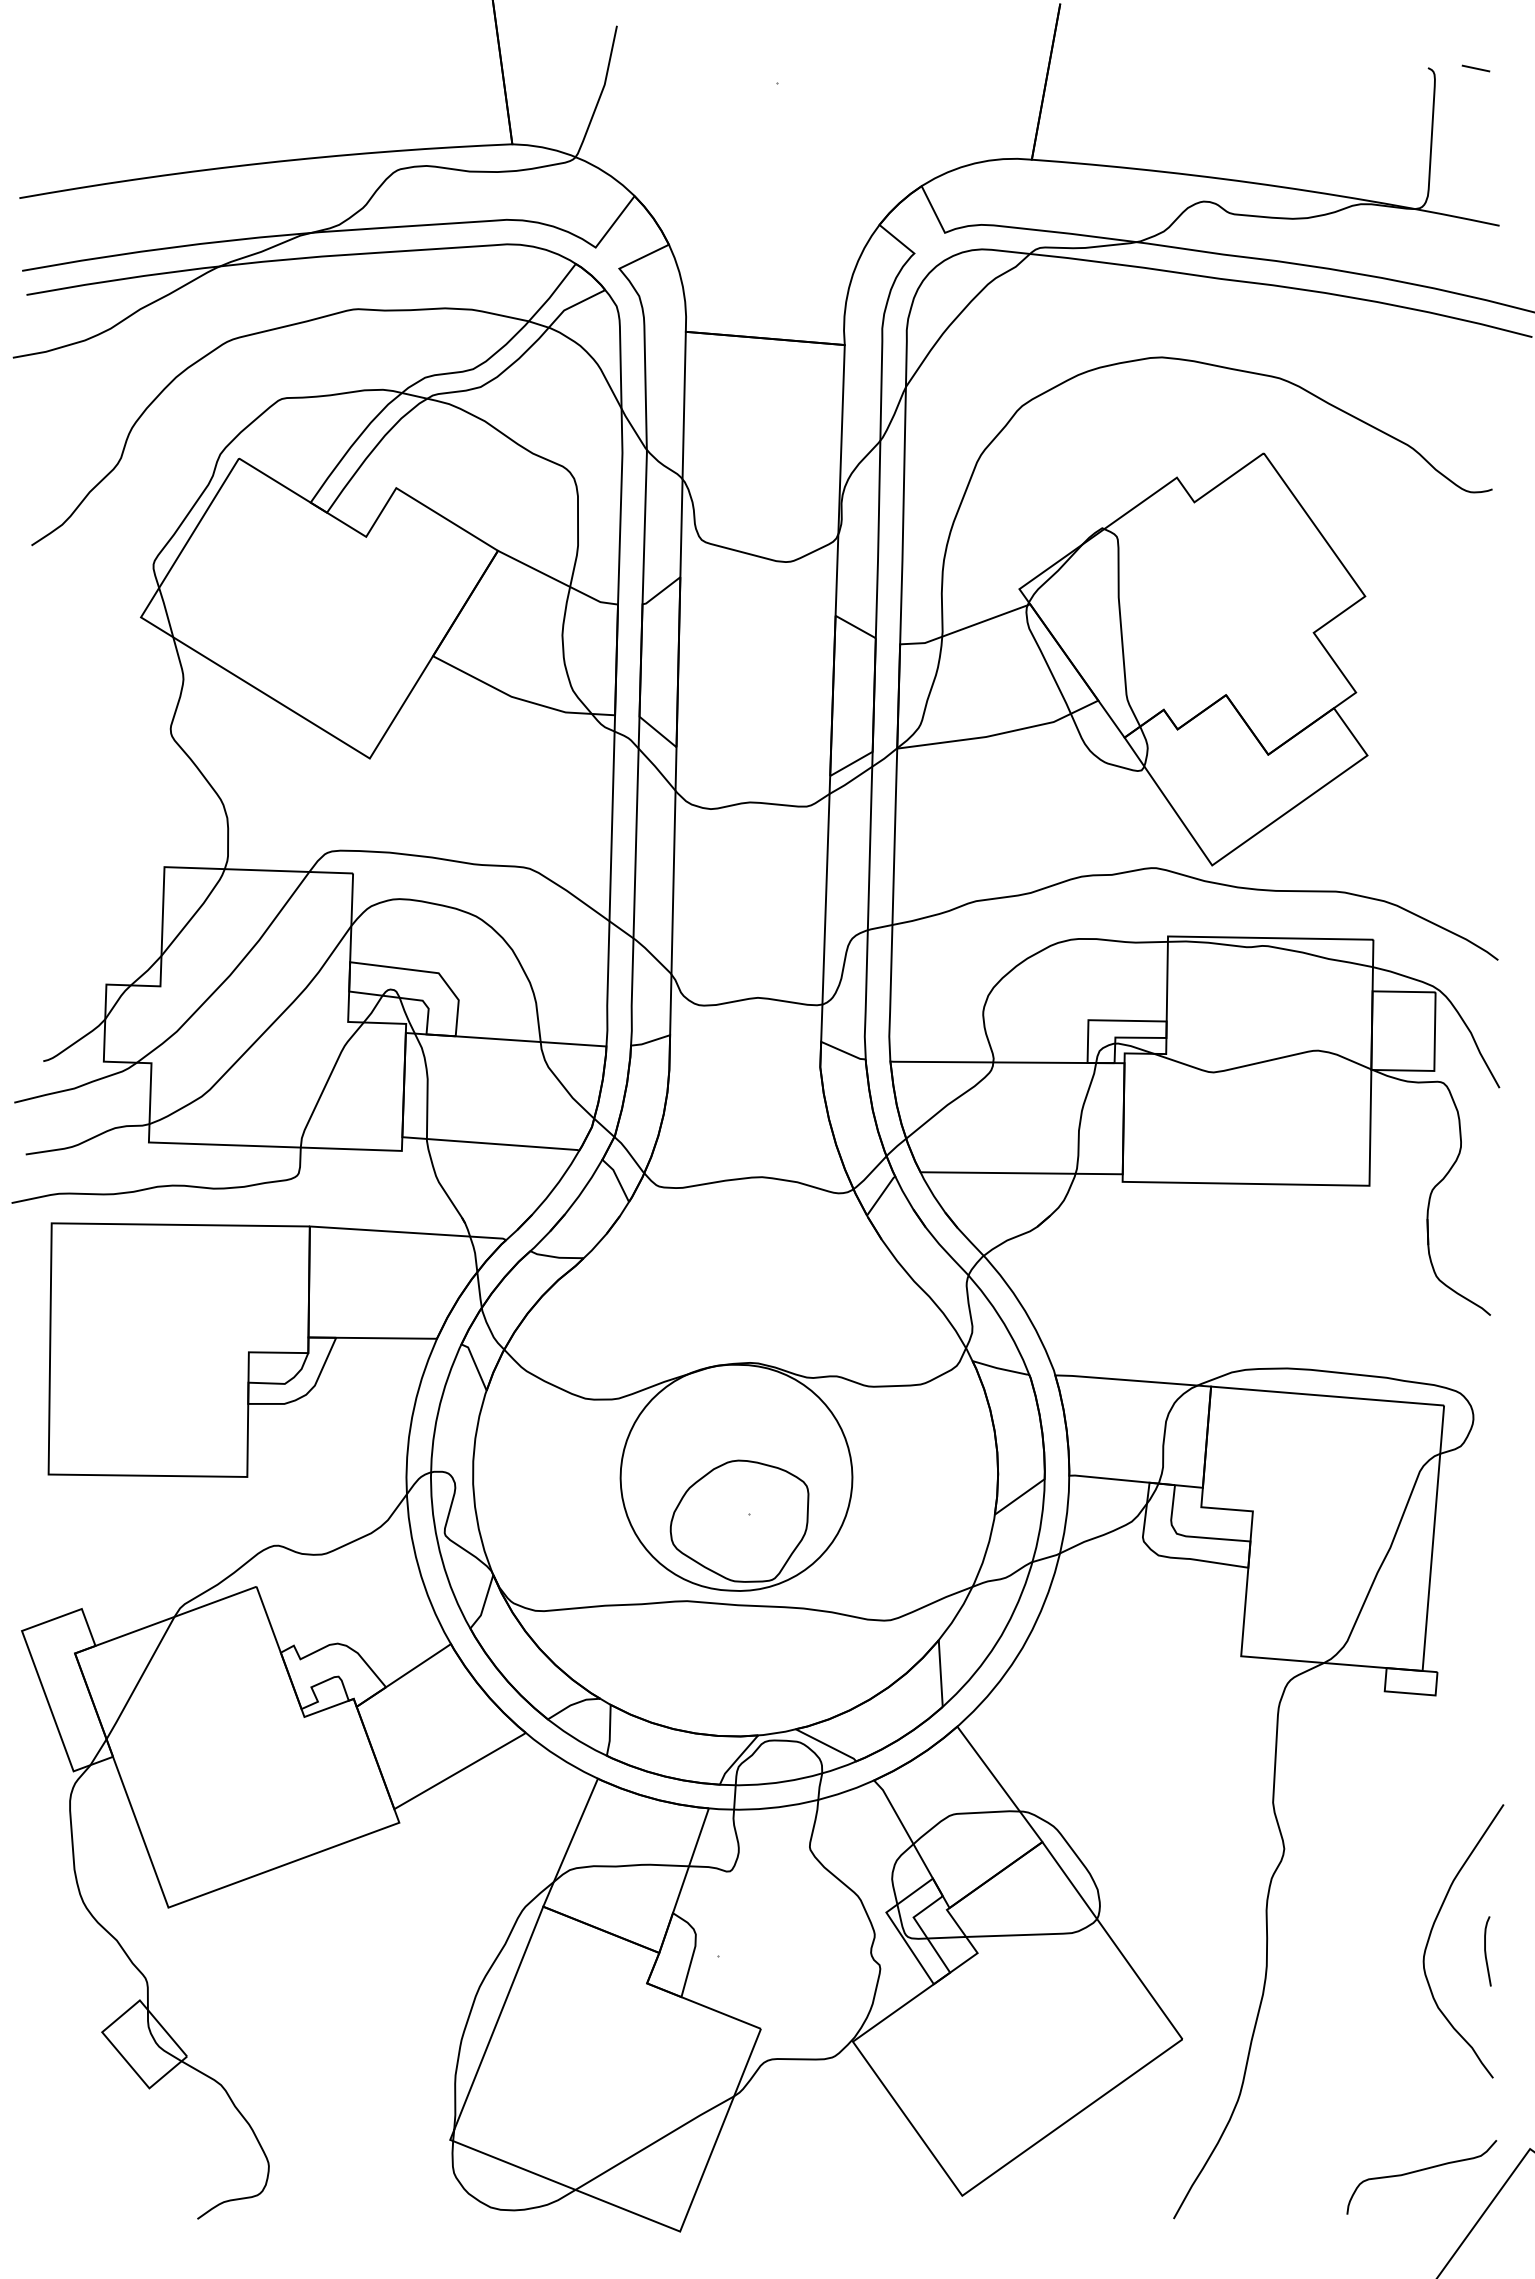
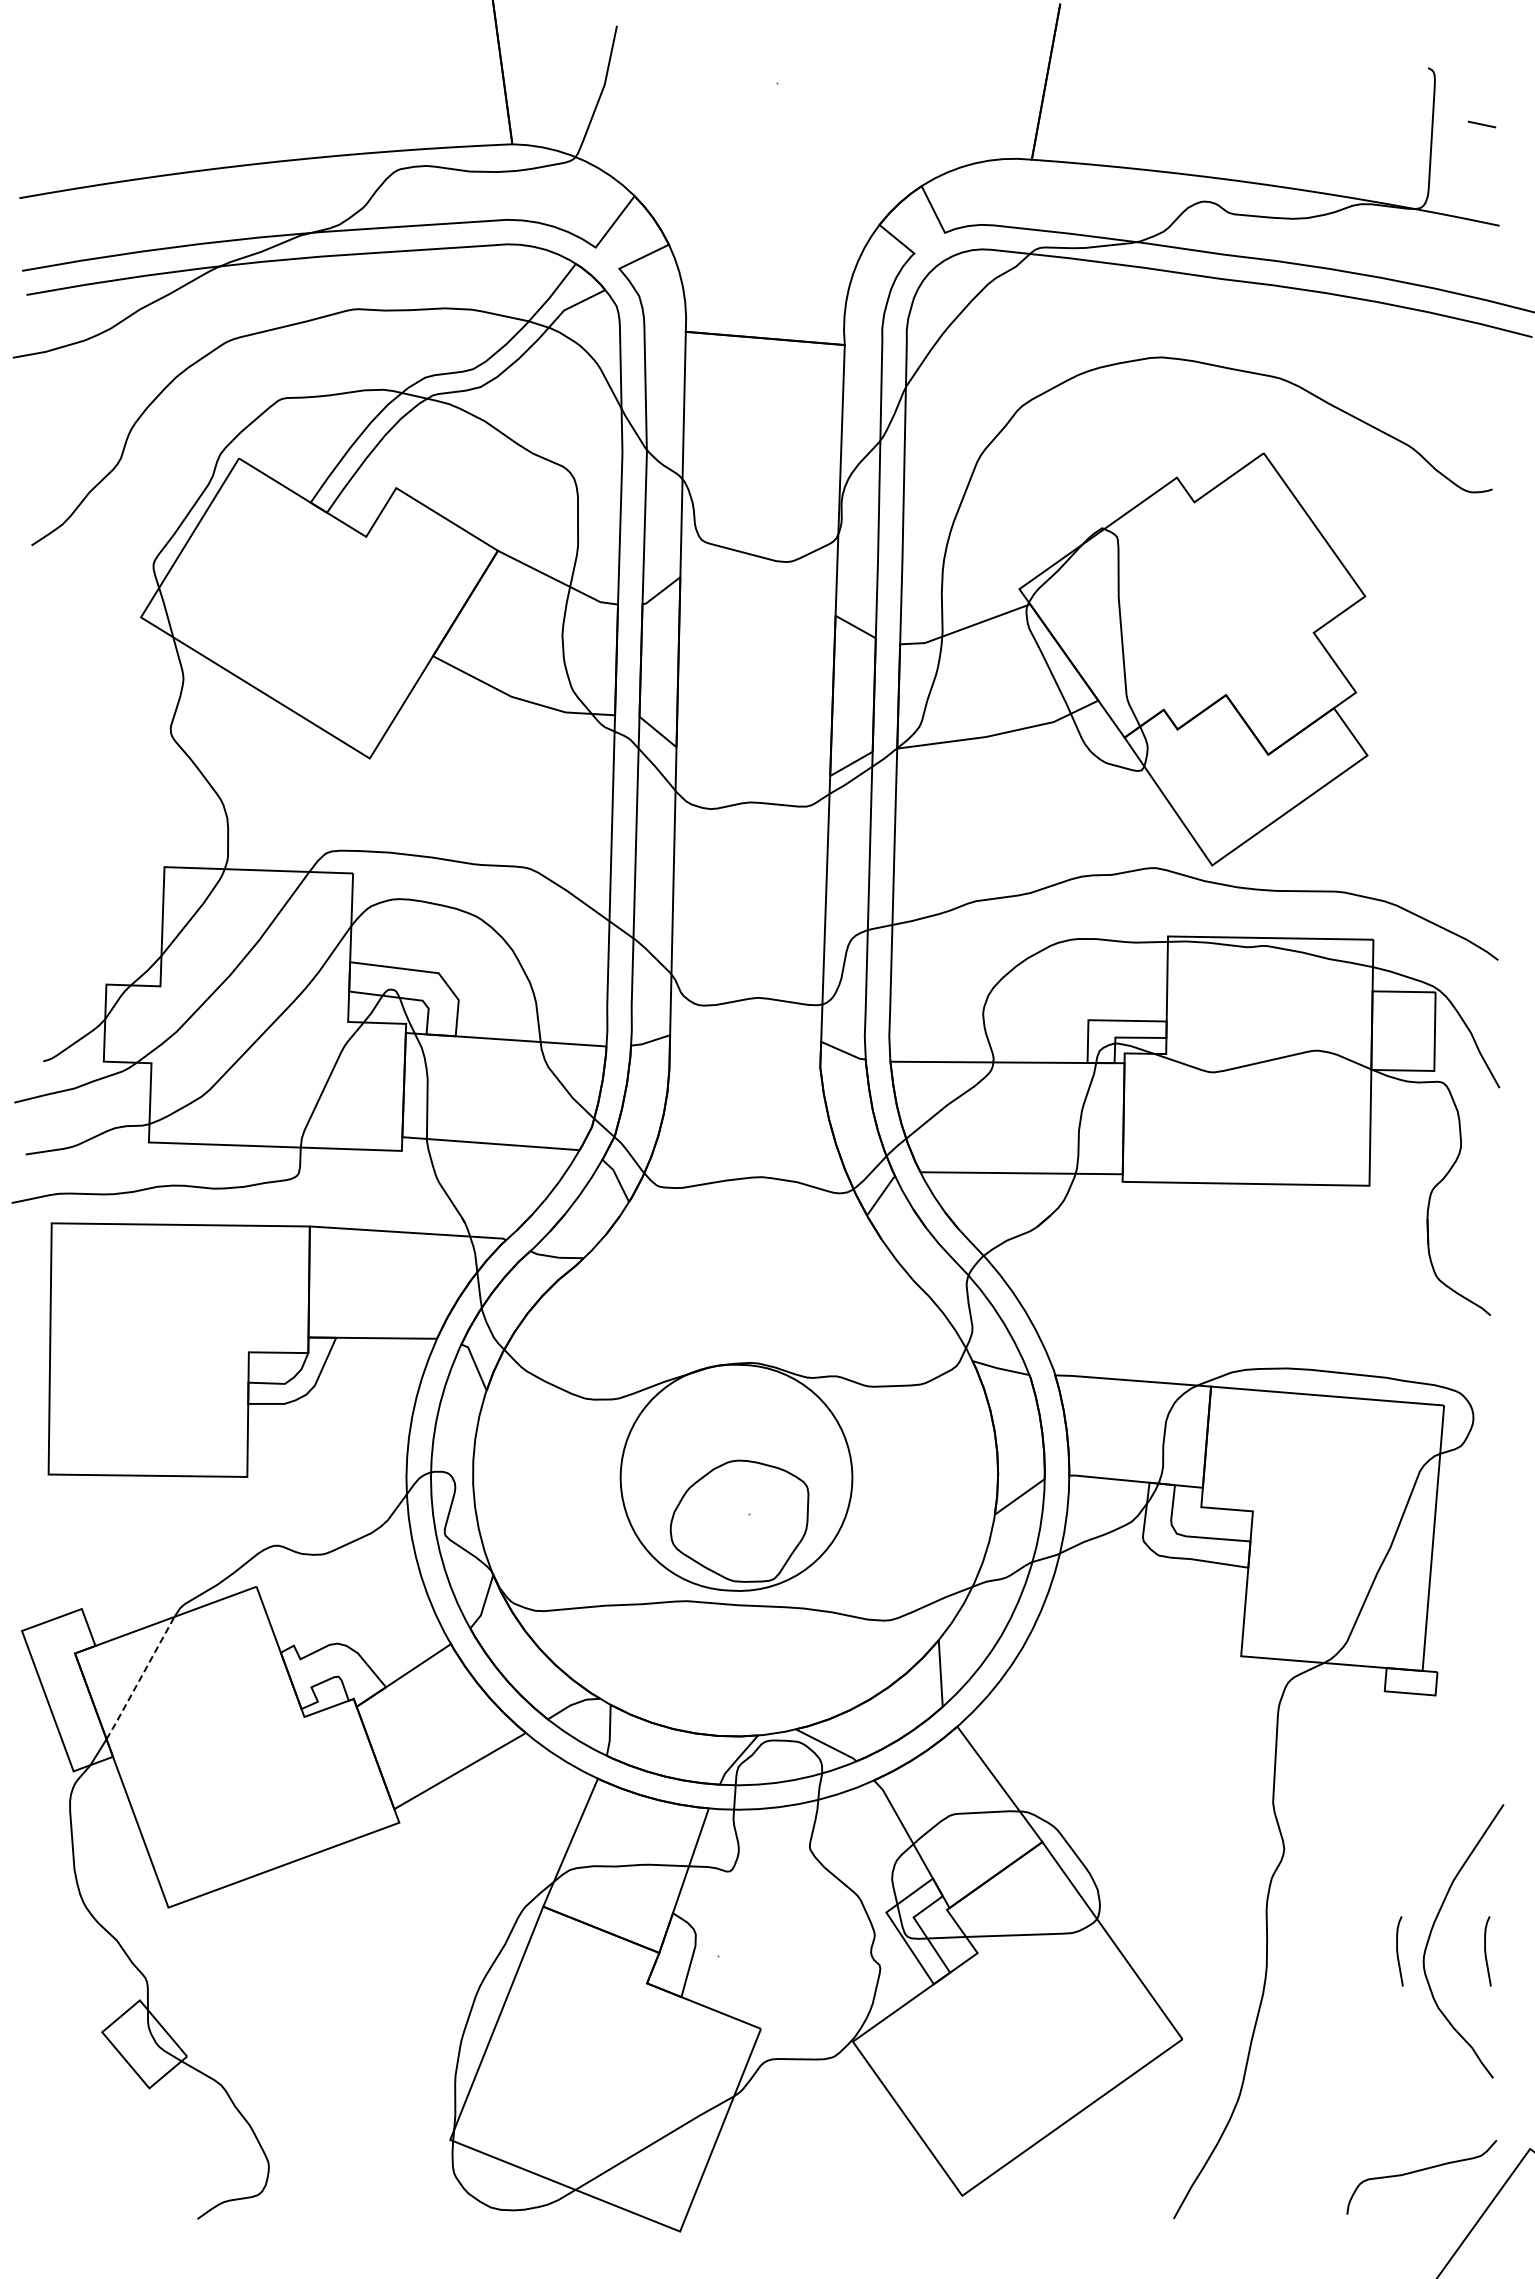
line position: (1475, 68) -> (1481, 124) (1481, 124)
line: solid -> dashed (140, 1678)
curve: none -> present (1398, 1951)
